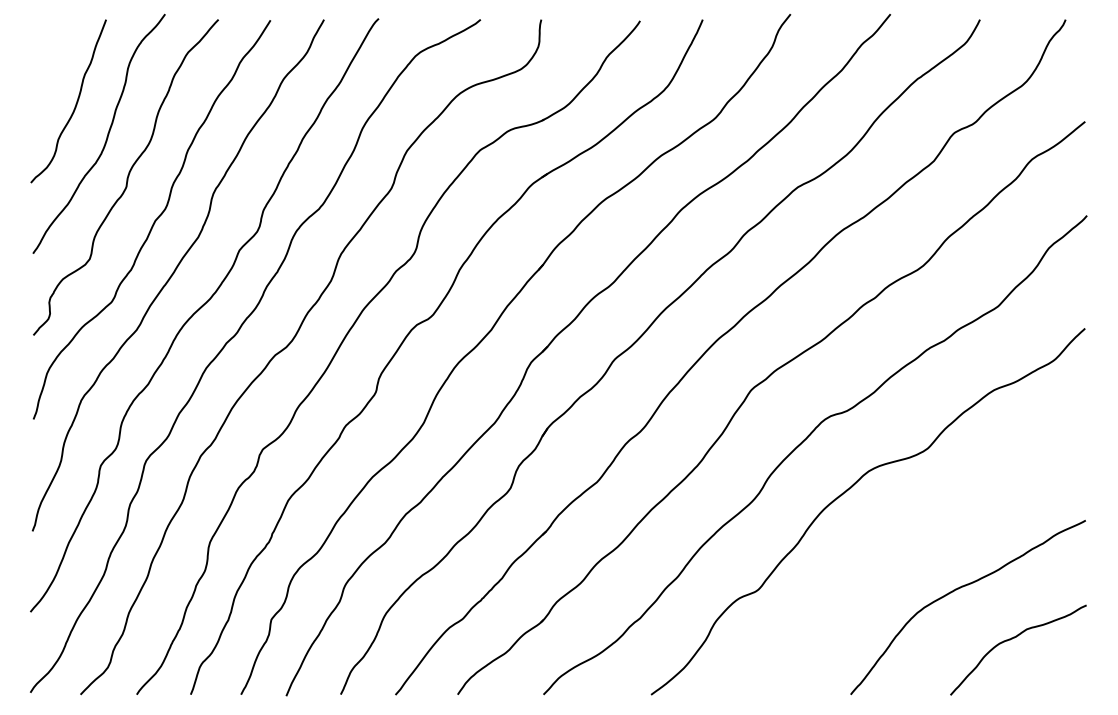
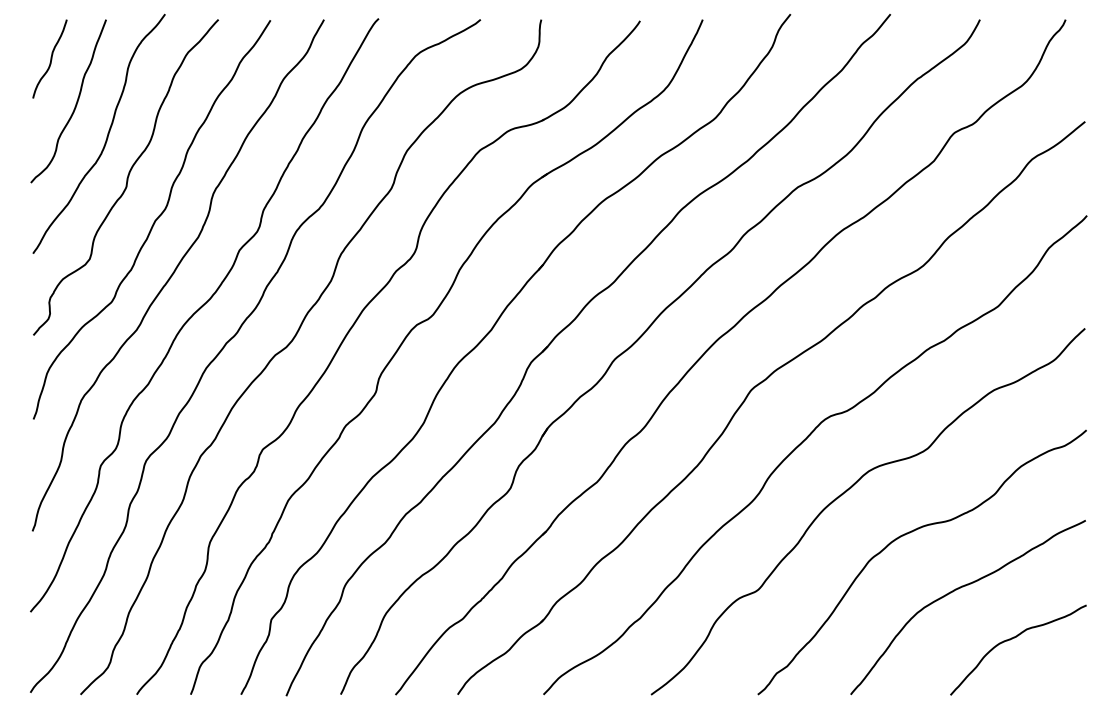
curve: none -> present (50, 58)
curve: none -> present (910, 533)
